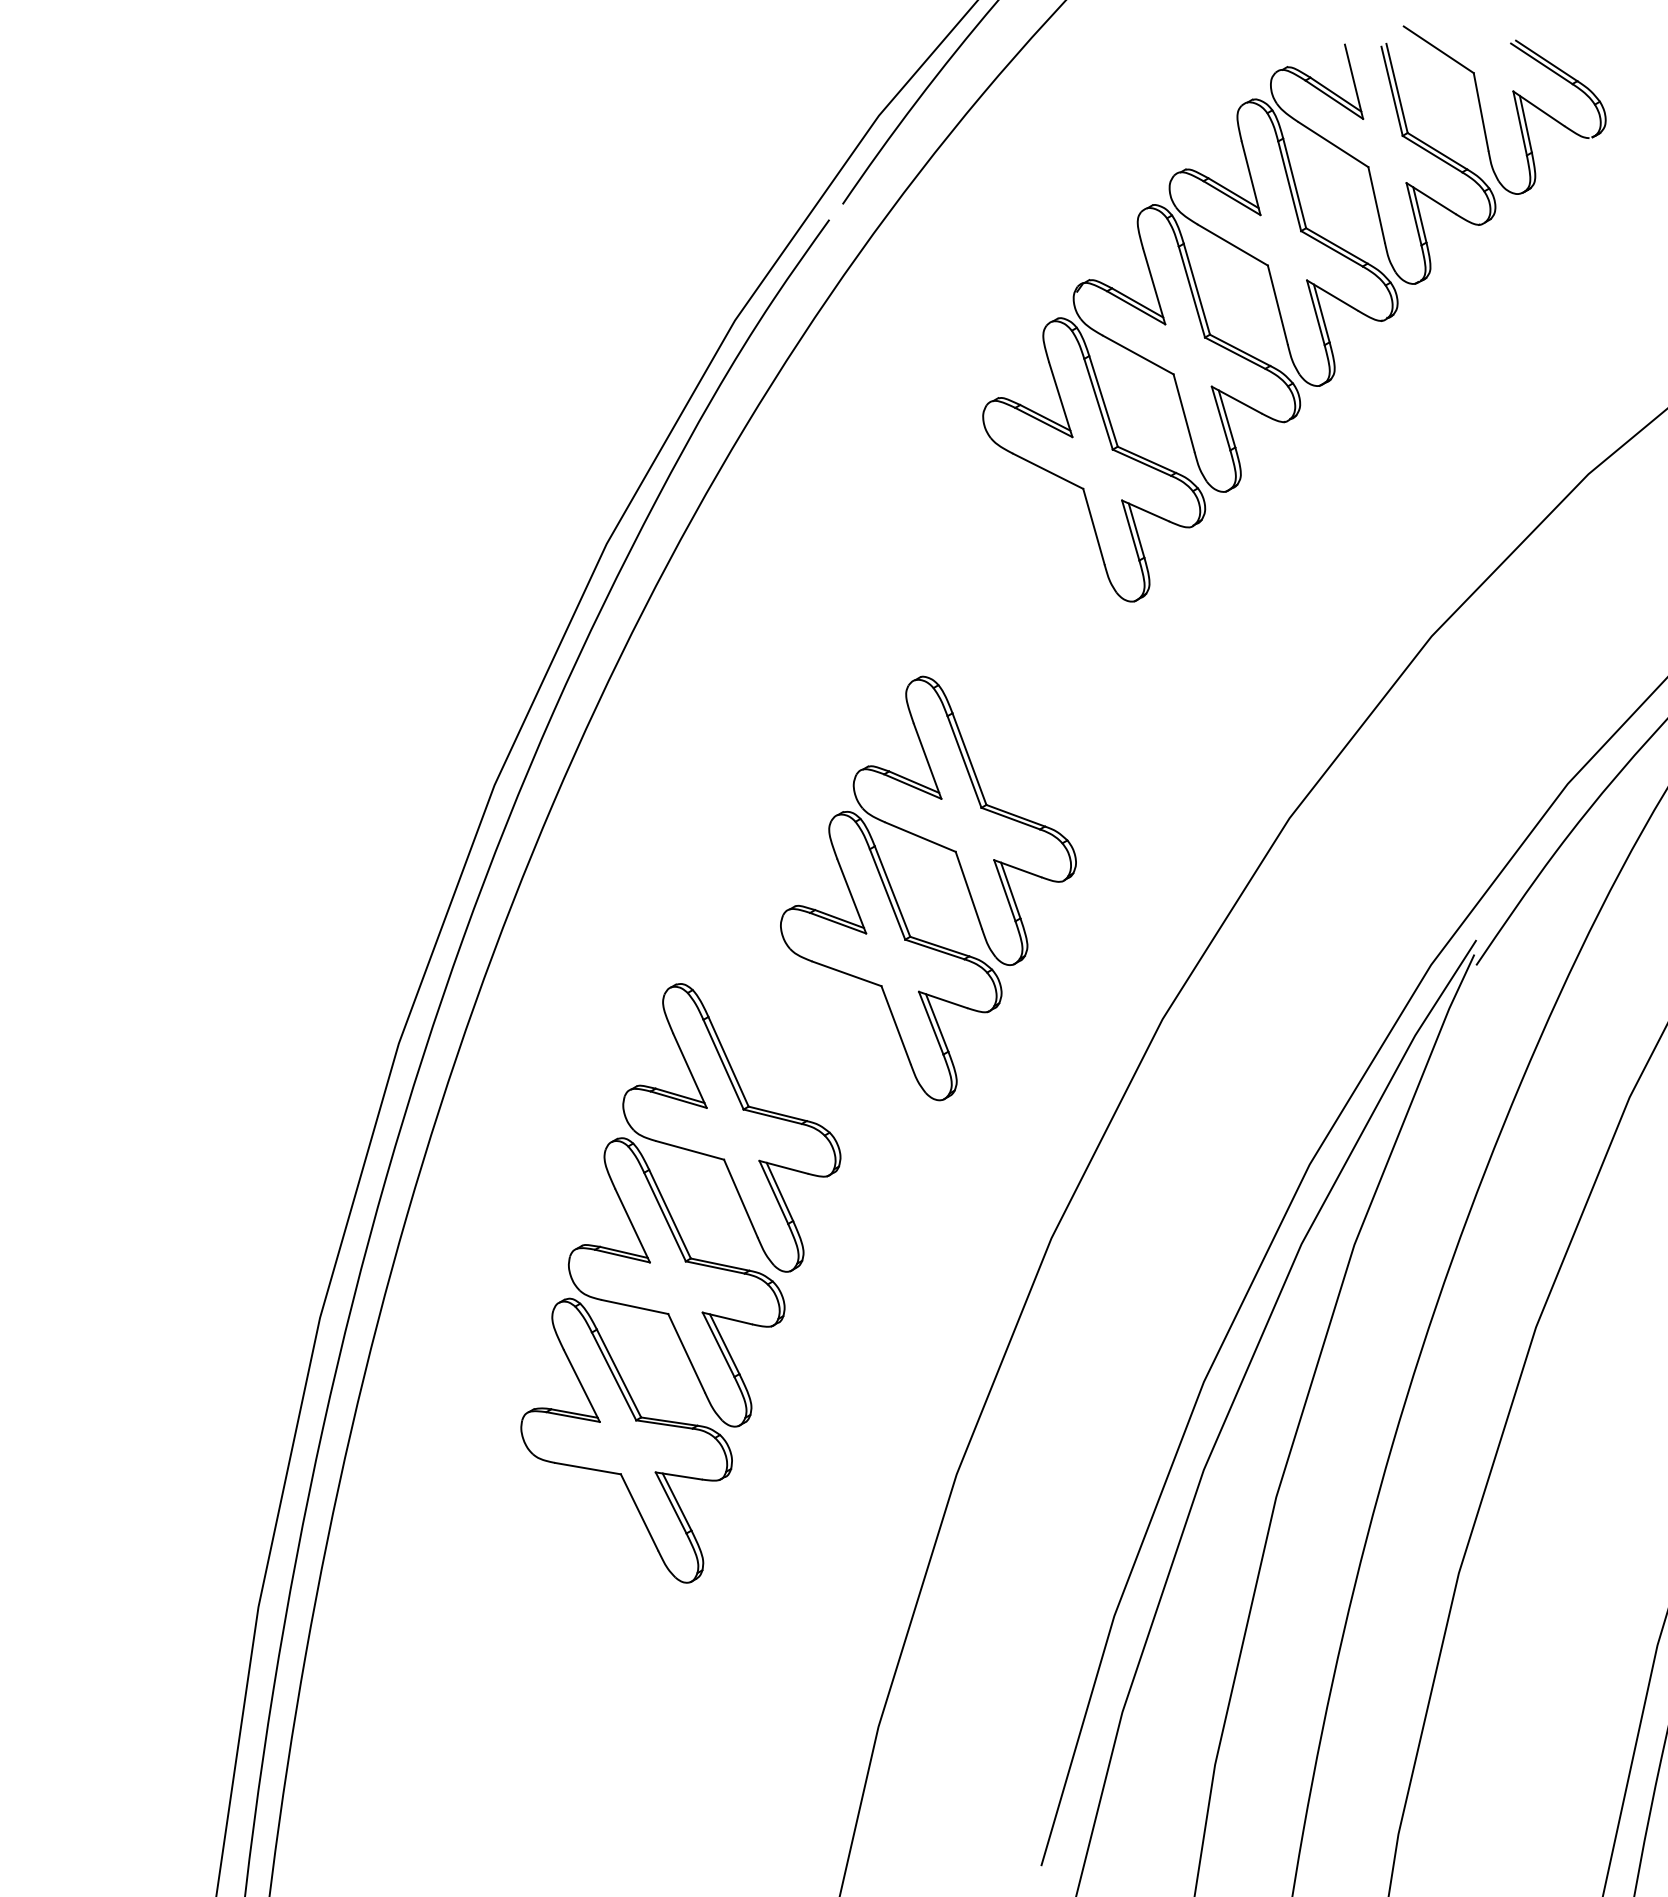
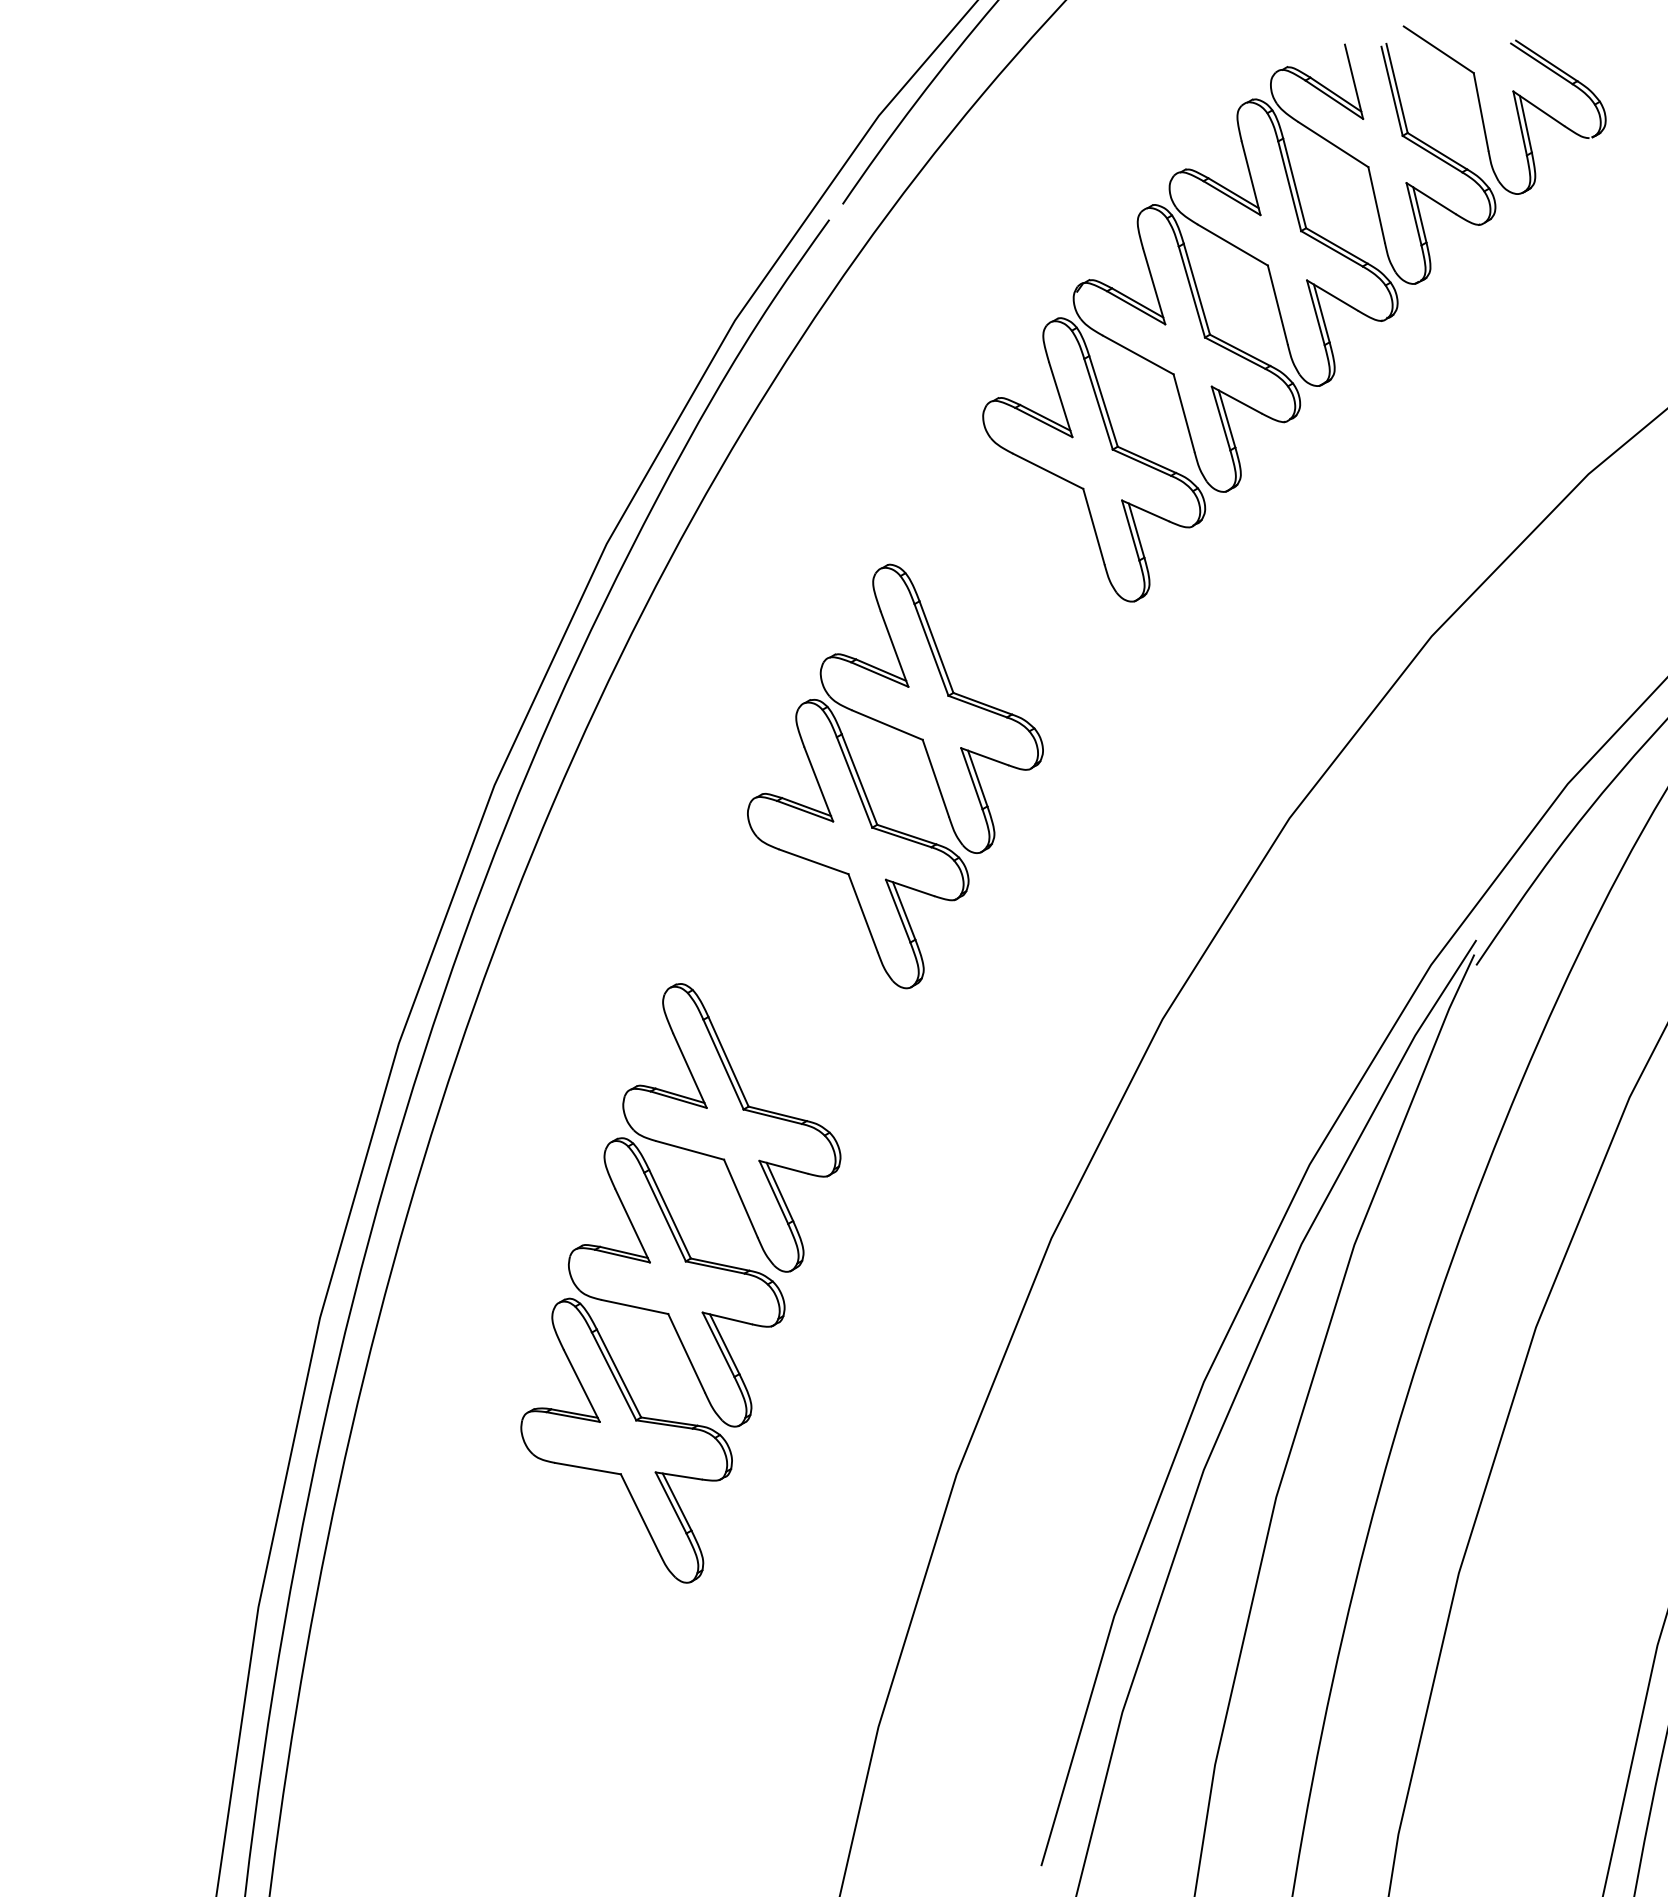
part position: (896, 898) -> (863, 786) (863, 786)
